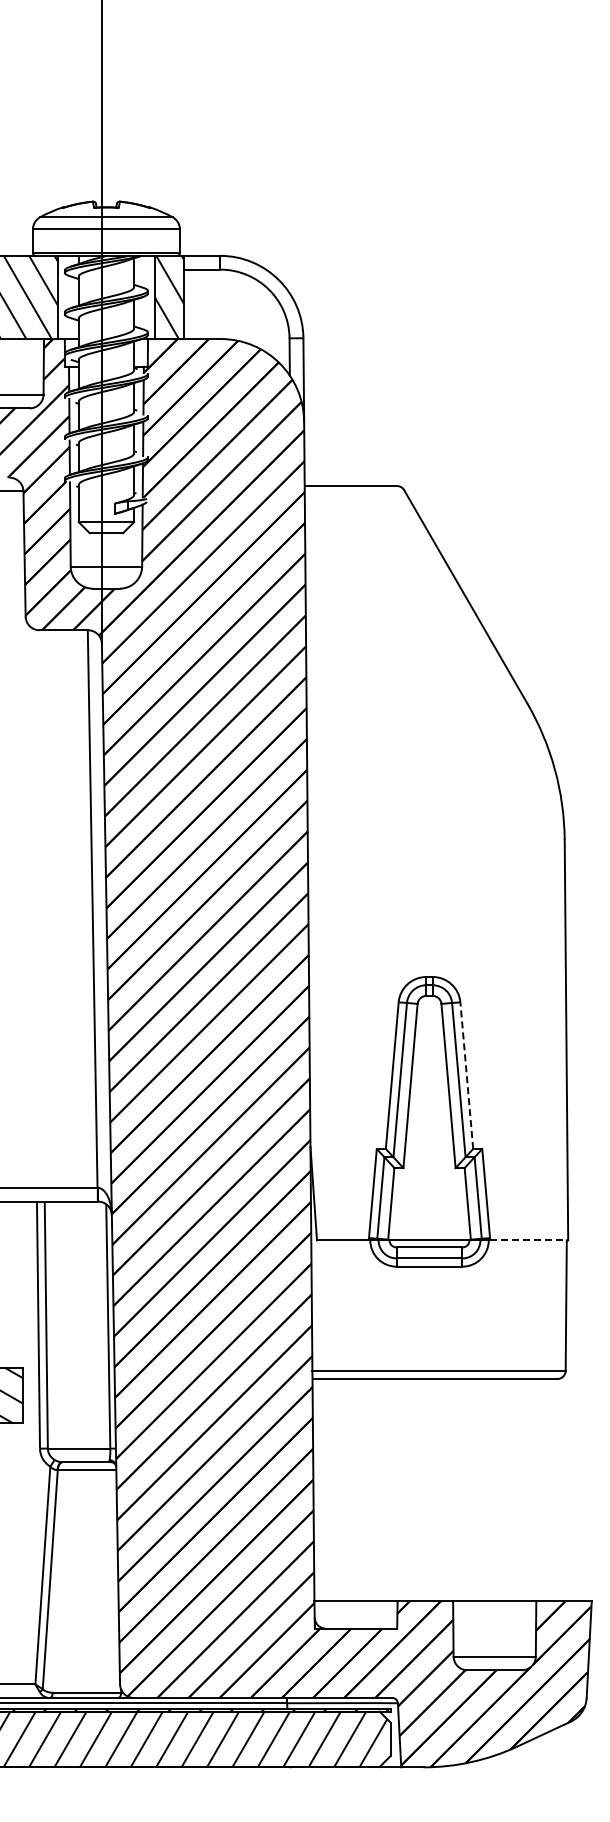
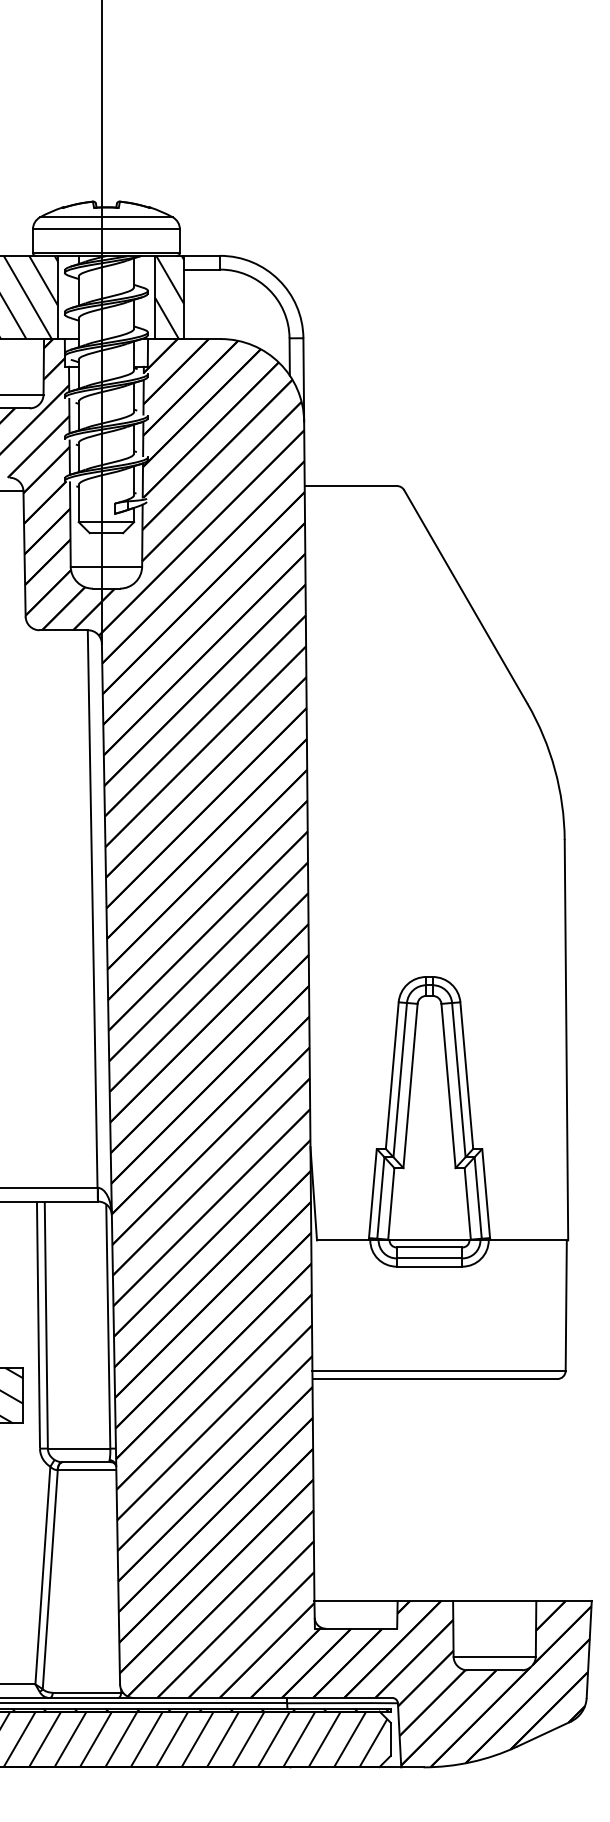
line: dashed -> solid (466, 1075)
line: dashed -> solid (529, 1240)
